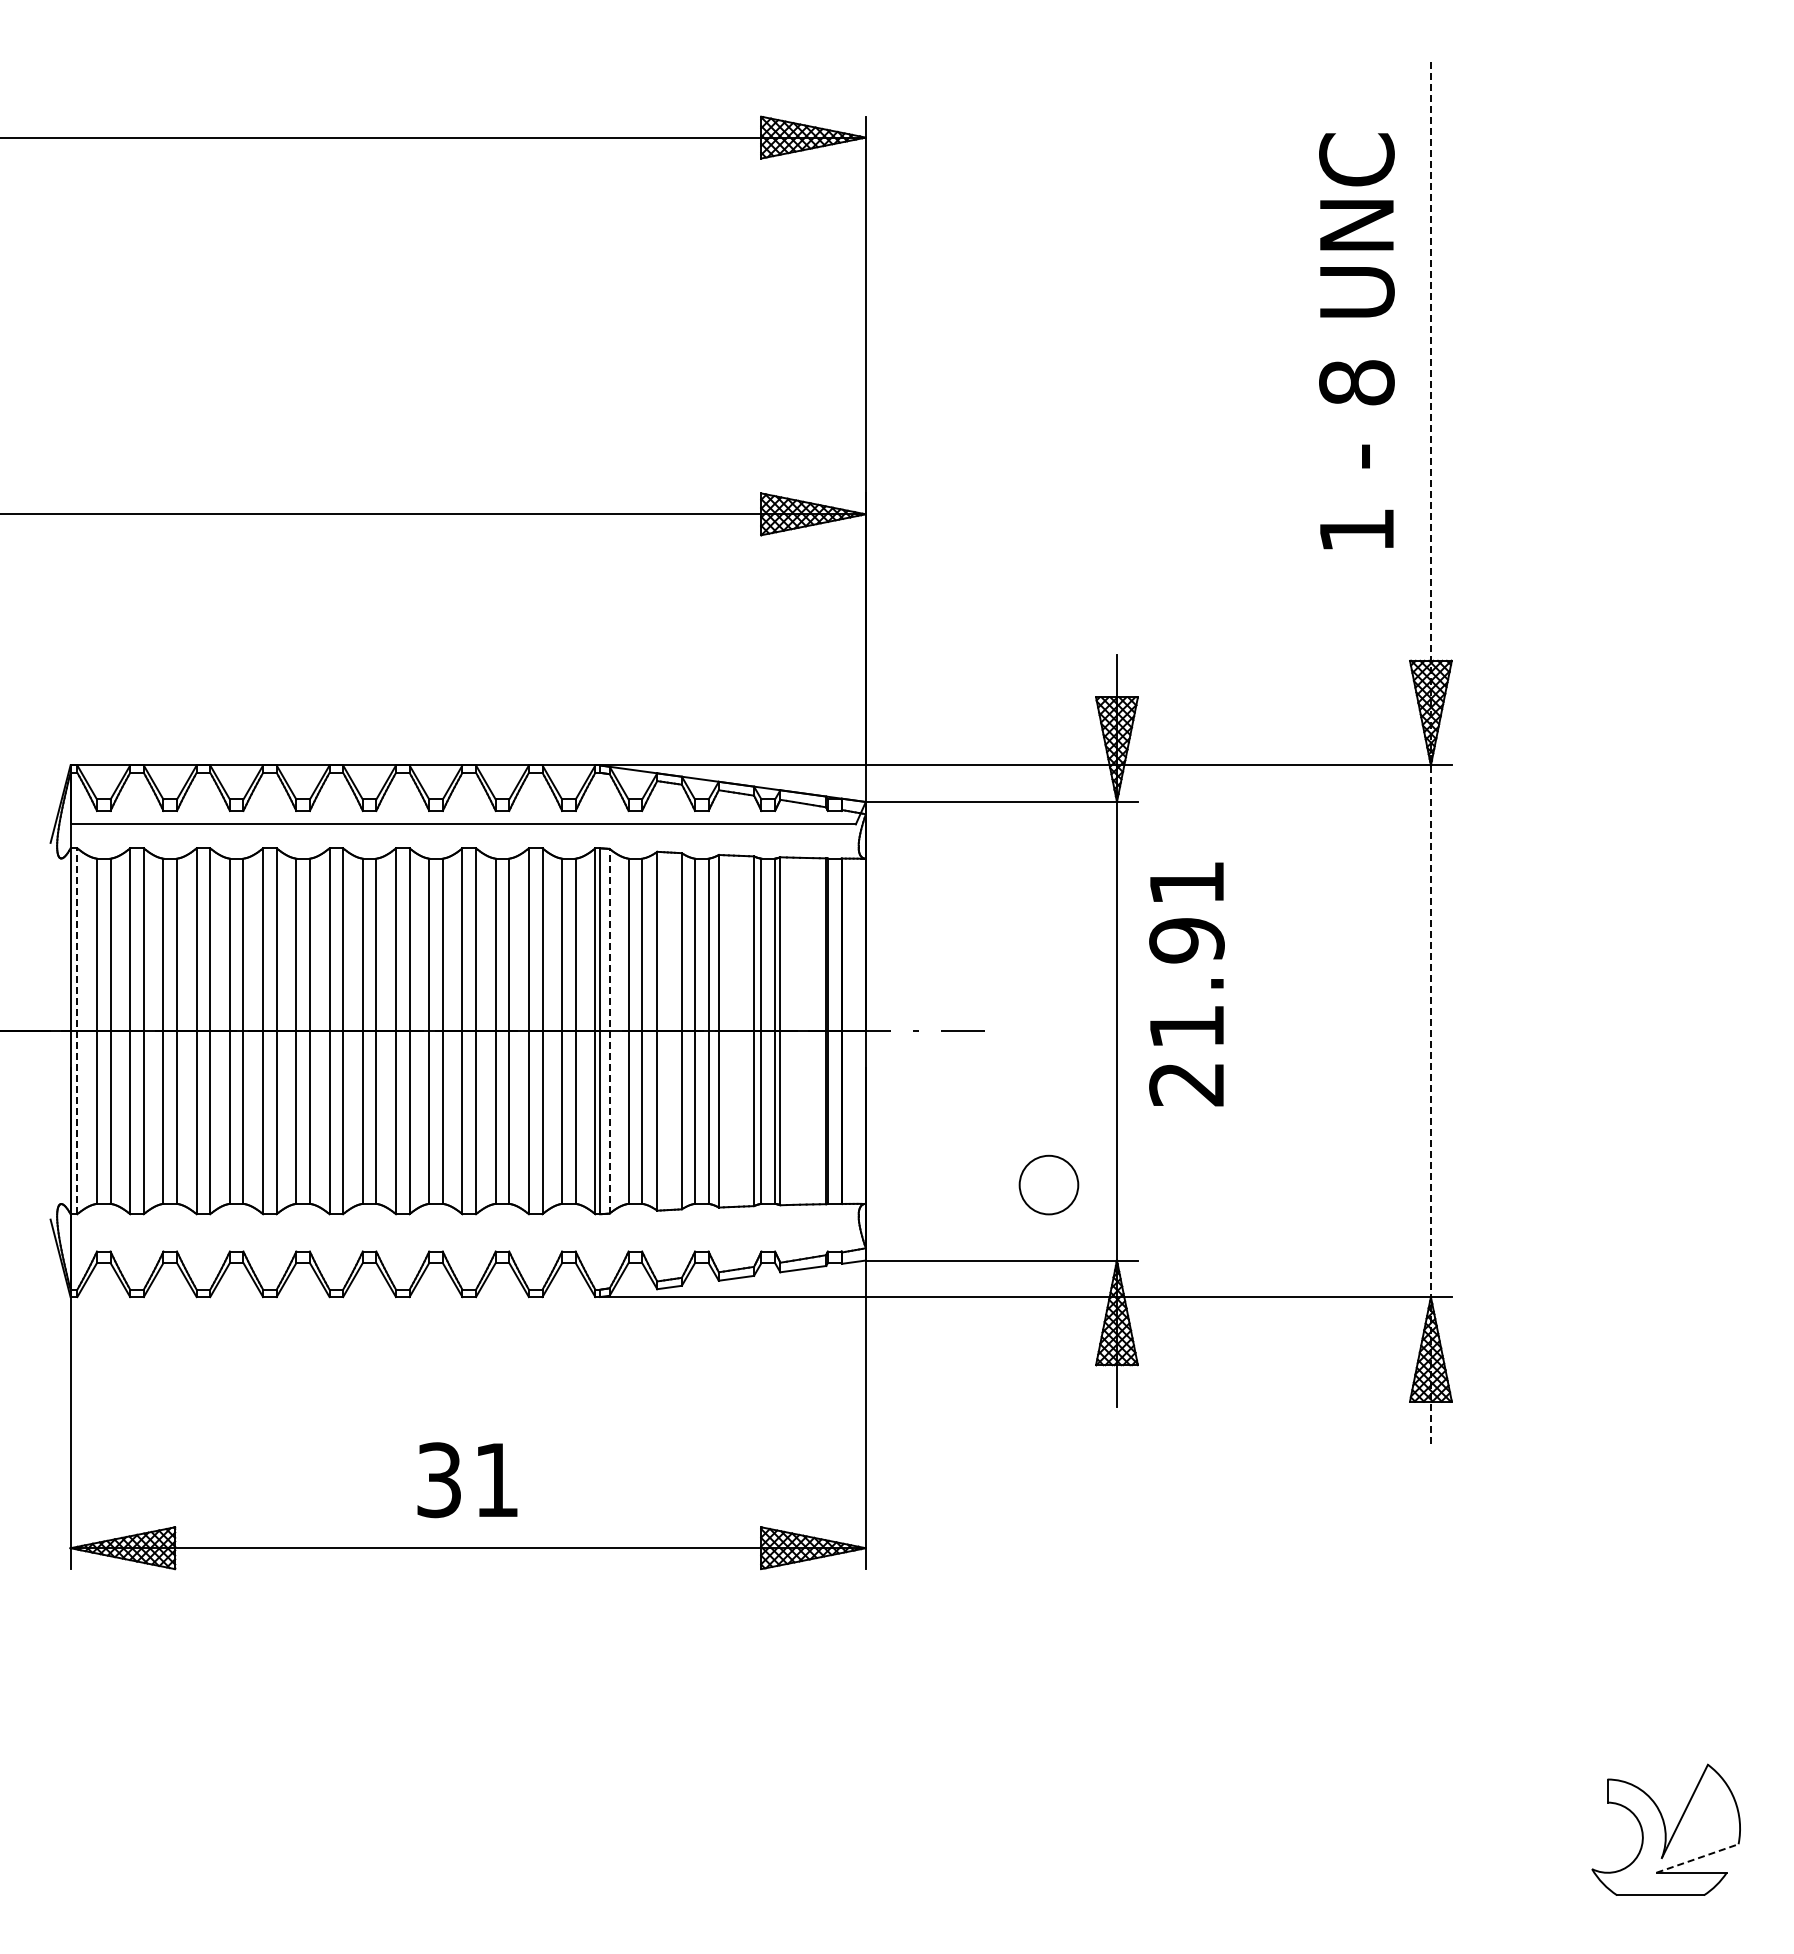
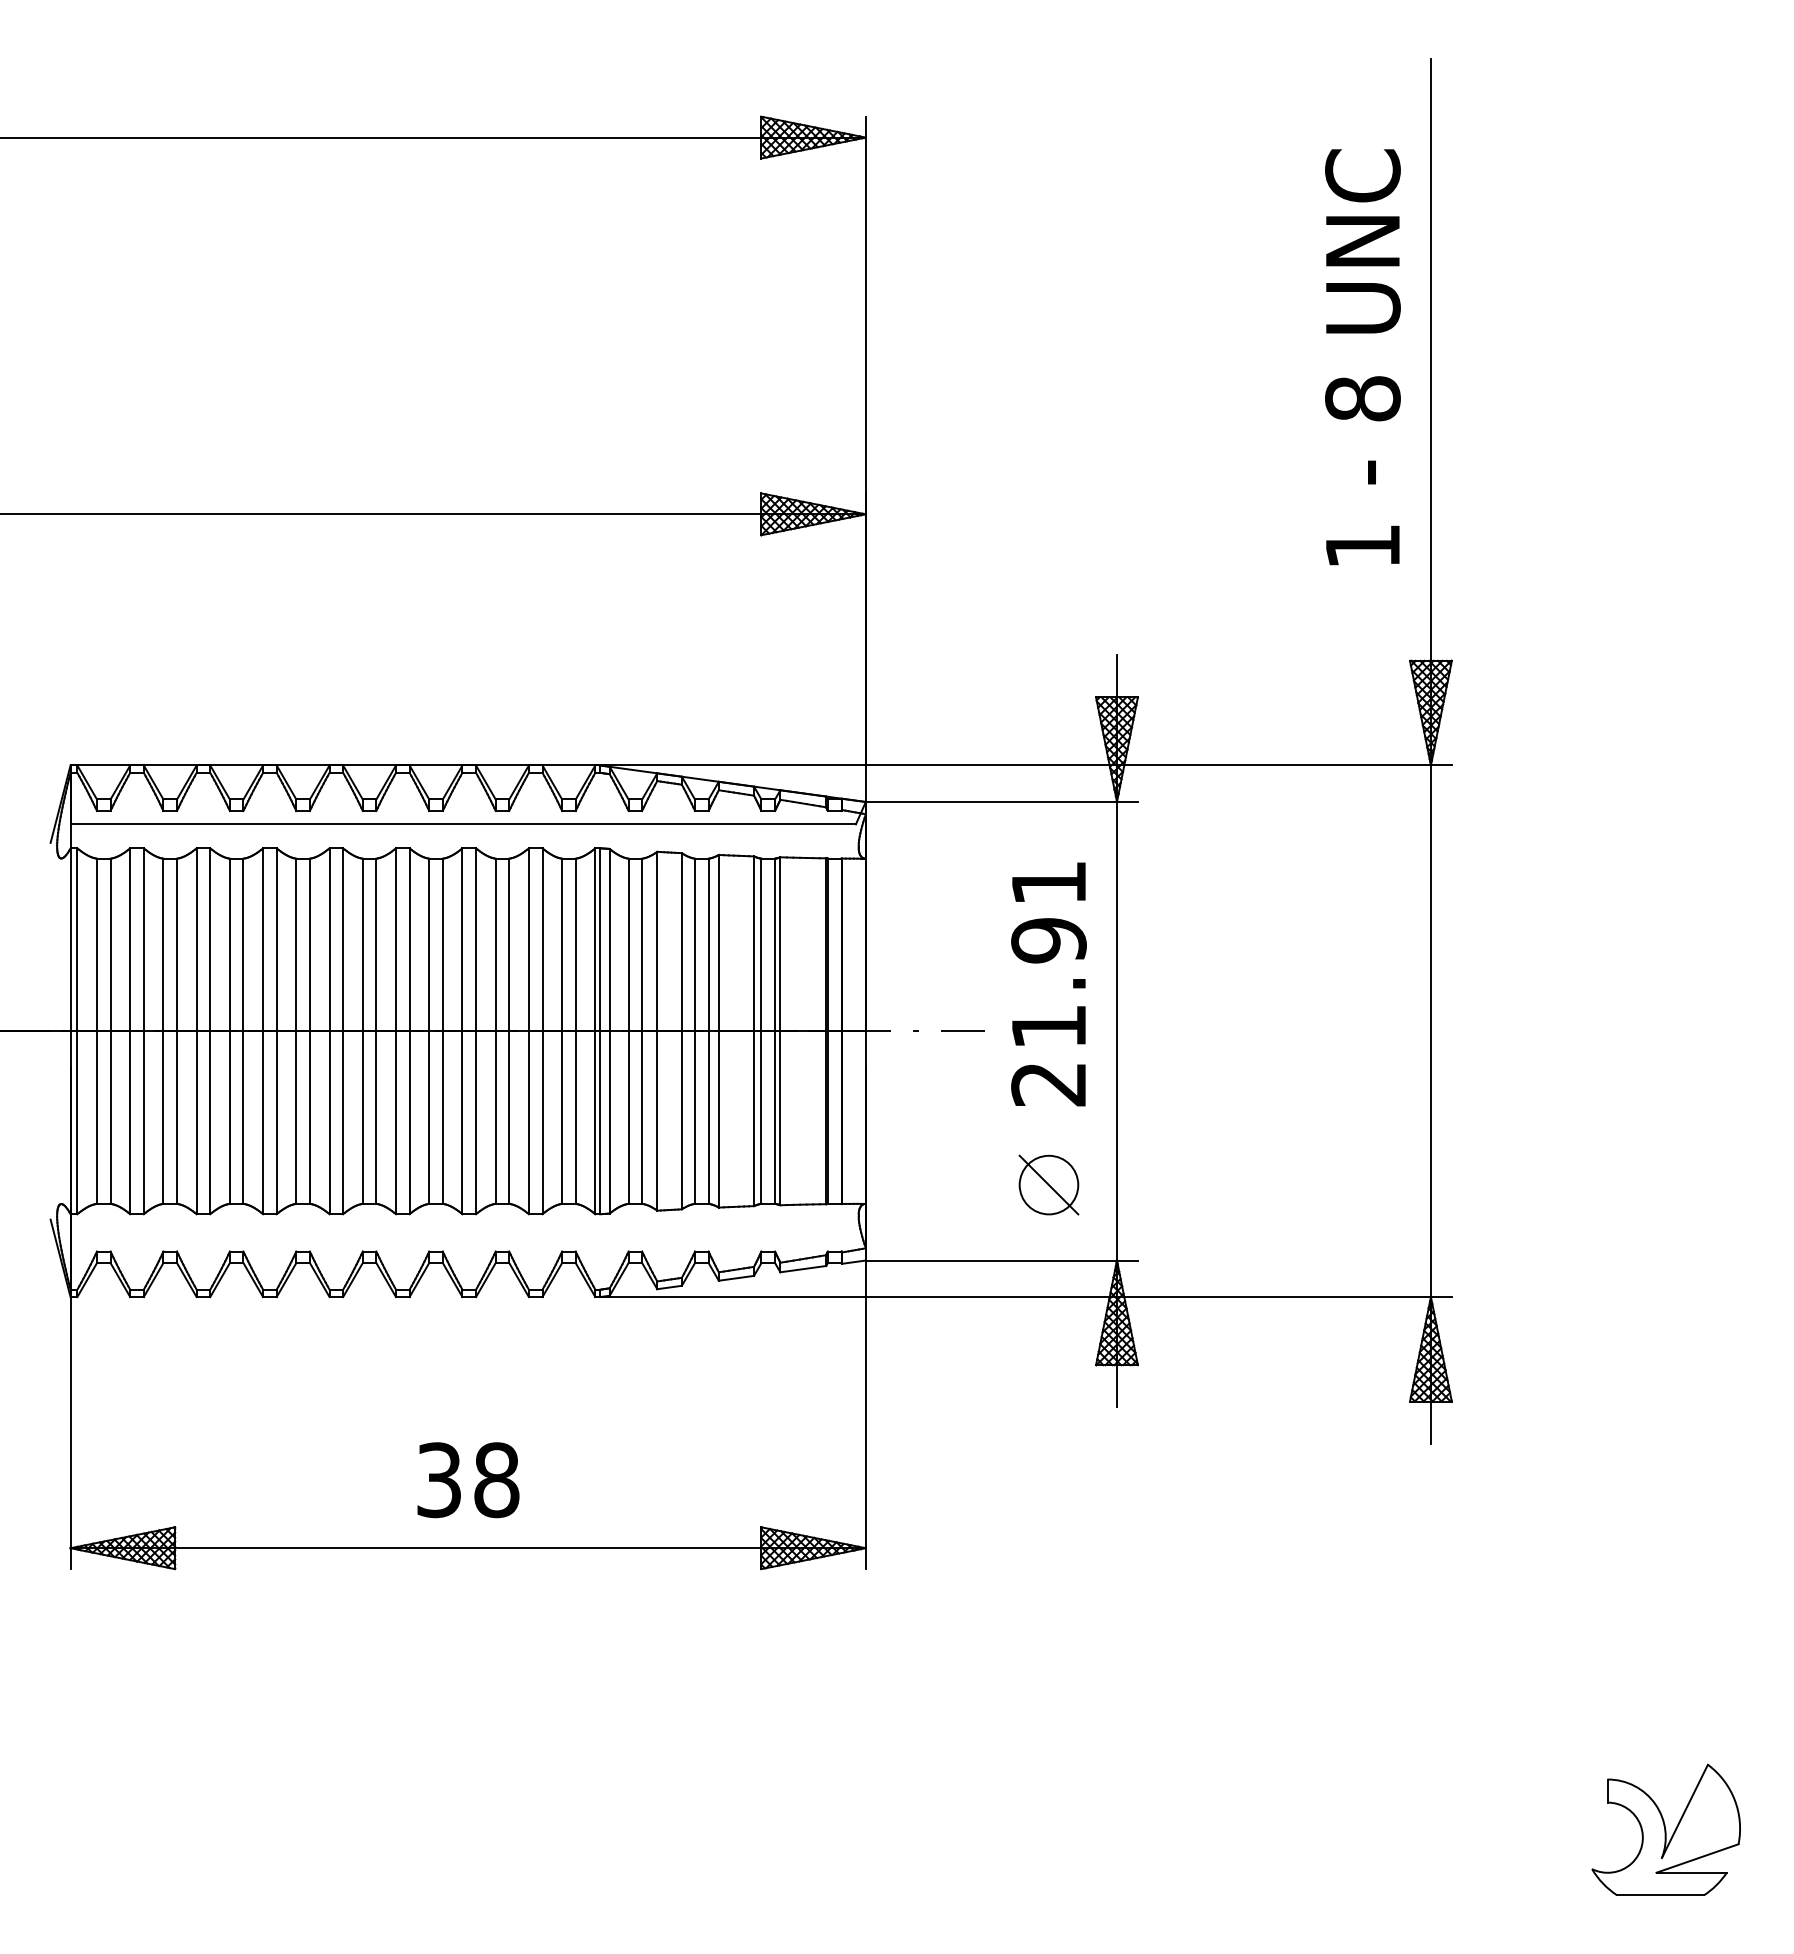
text position: (1356, 341) -> (1362, 357) (1362, 357)
line: dashed -> solid (1430, 750)
text position: (1186, 984) -> (1048, 984) (1048, 984)
line: dashed -> solid (609, 1030)
line: dashed -> solid (77, 1031)
line: none -> present (1048, 1184)
text: 31 -> 38 (496, 1480)
line: dashed -> solid (1698, 1858)
